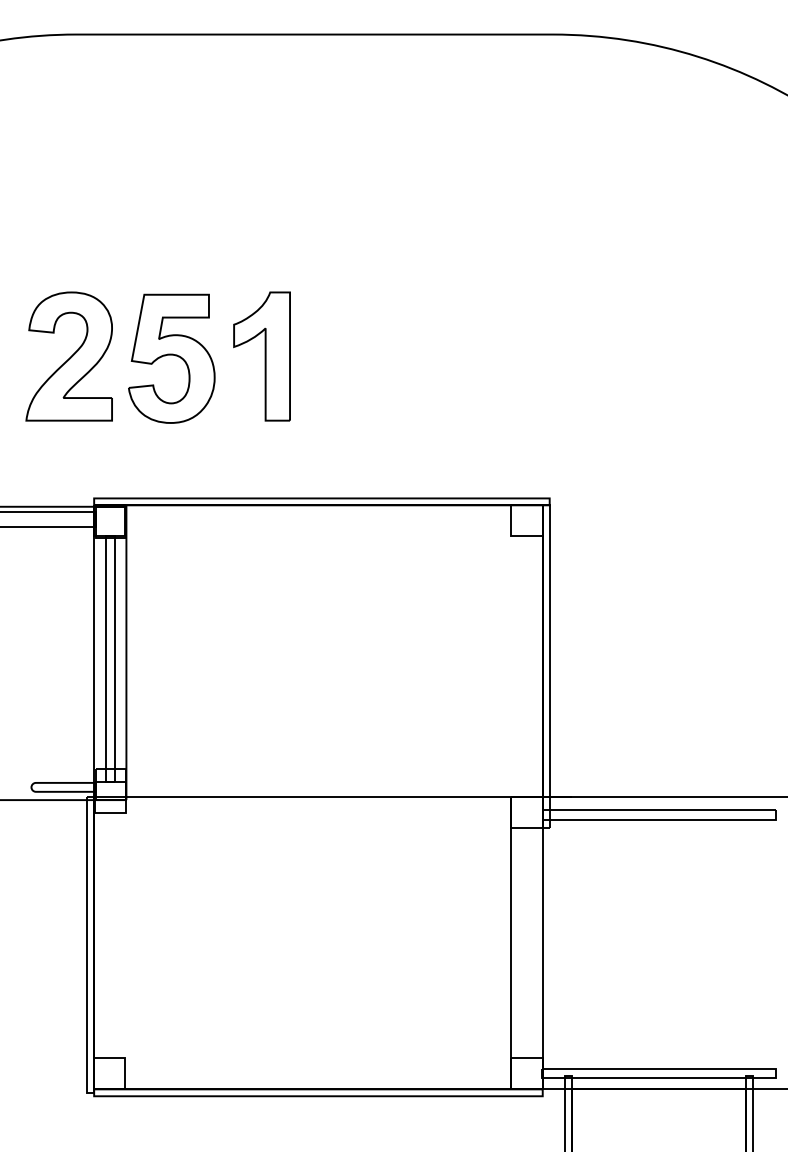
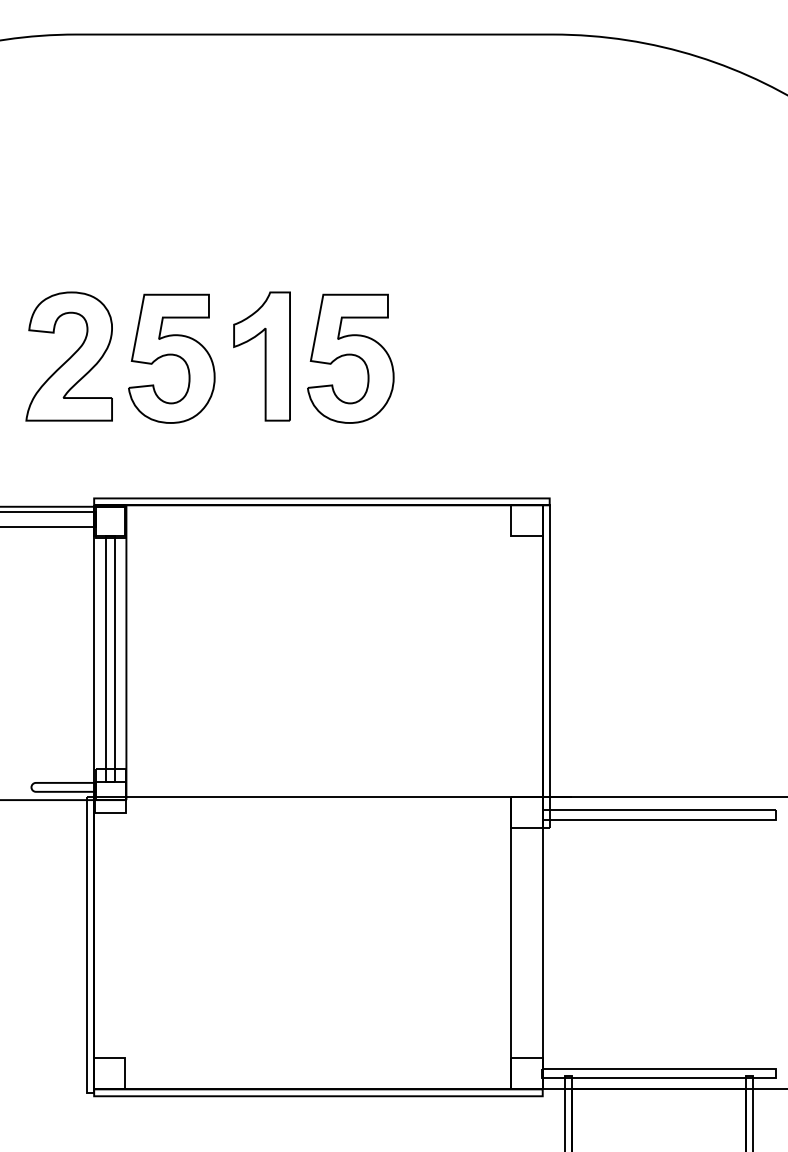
part: none -> present (350, 358)
